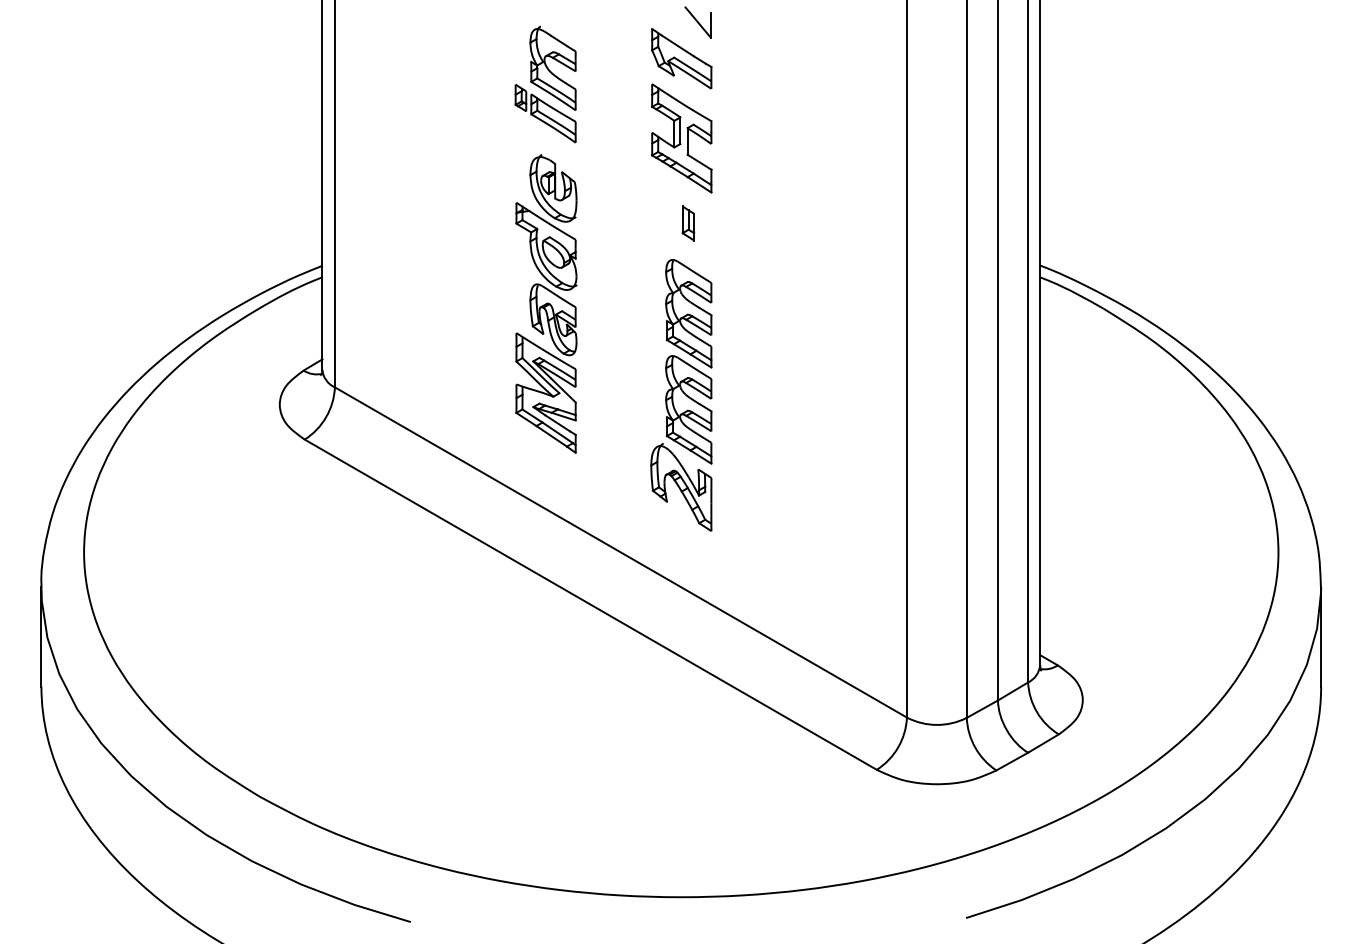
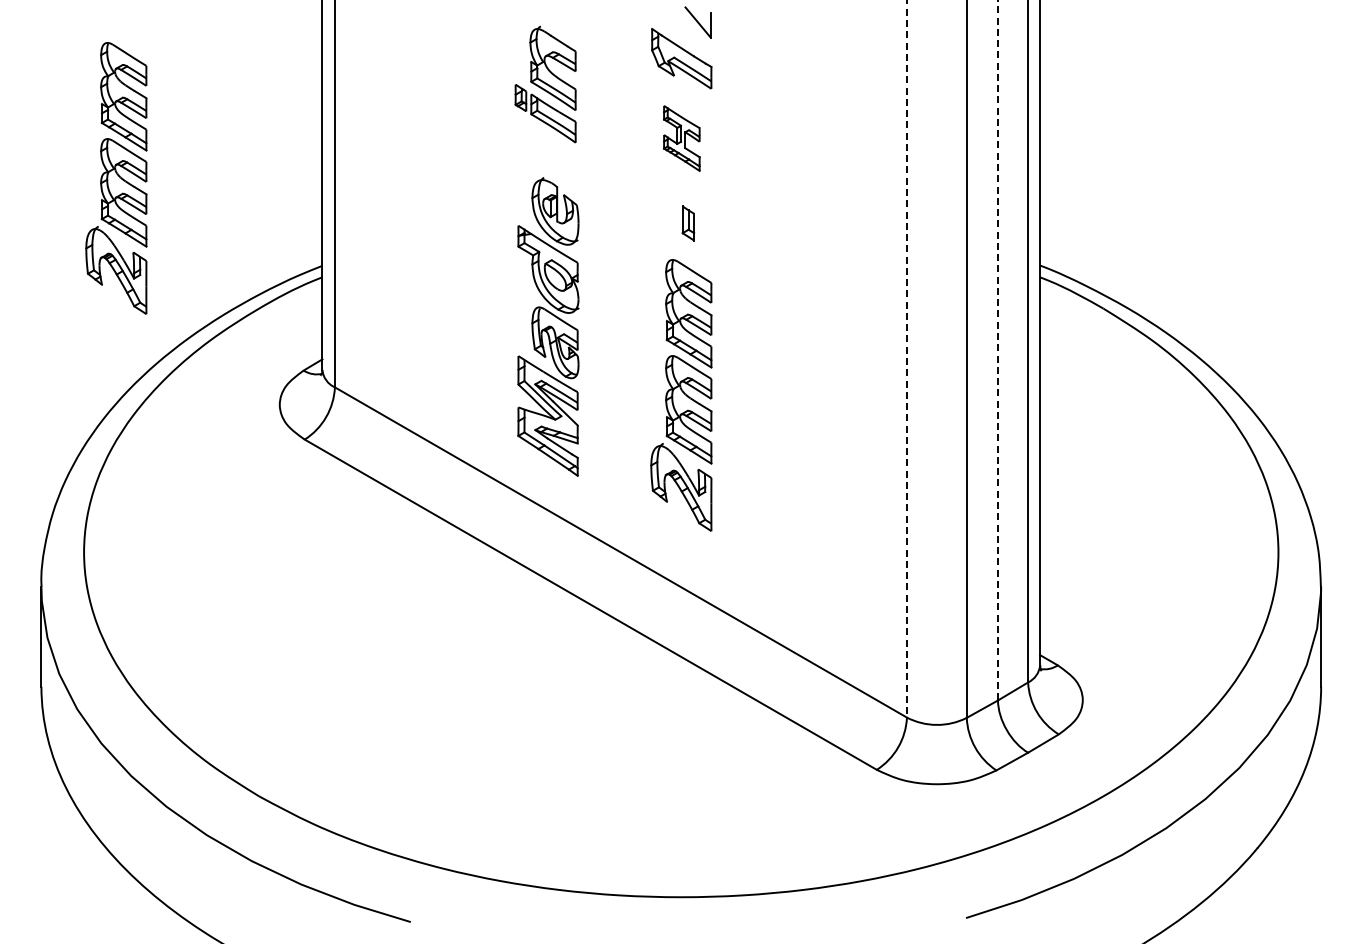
part size: 62x111 px -> 38x67 px (681, 138)
part: none -> present (116, 178)
part position: (546, 303) -> (548, 326) (548, 326)
line: solid -> dashed (997, 350)
line: solid -> dashed (906, 358)
